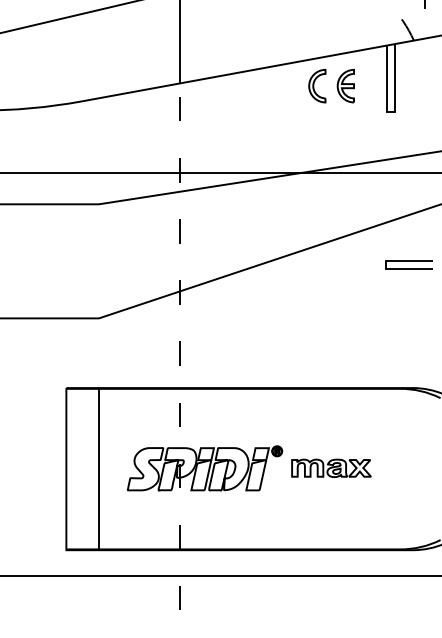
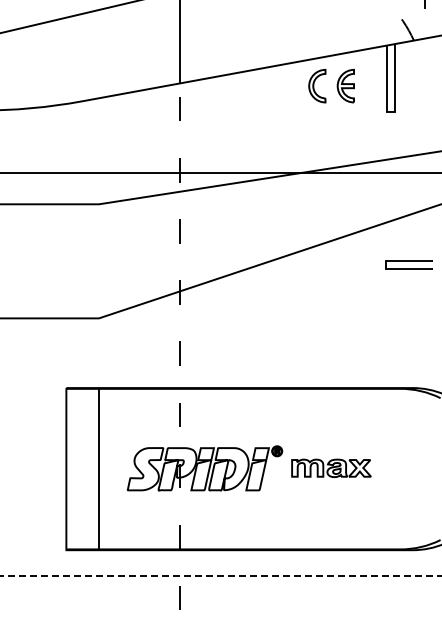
line: solid -> dashed (221, 575)
